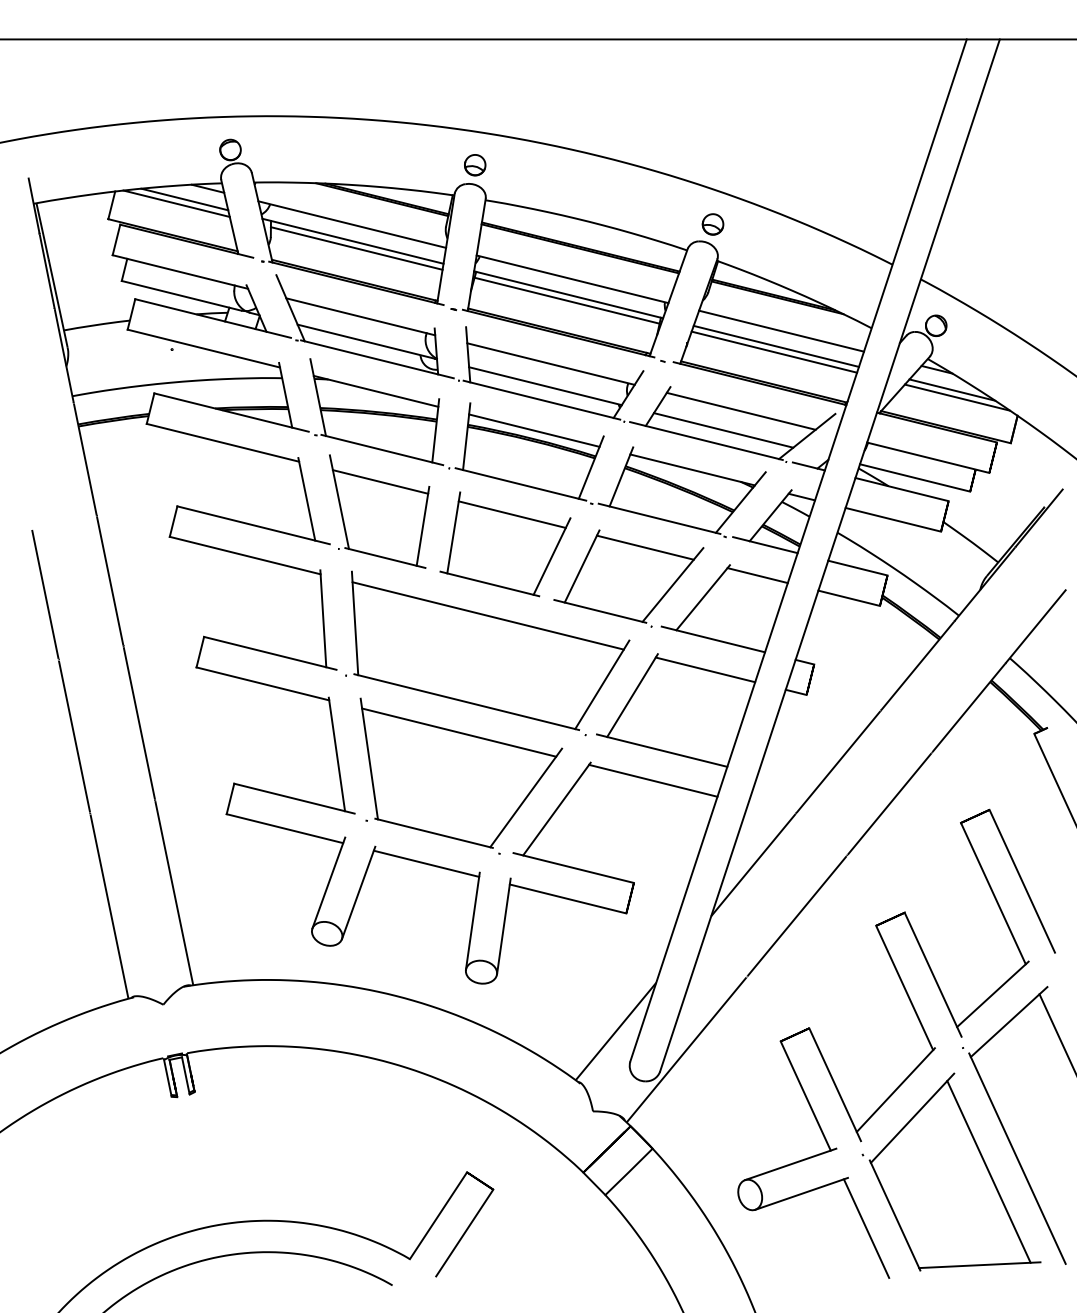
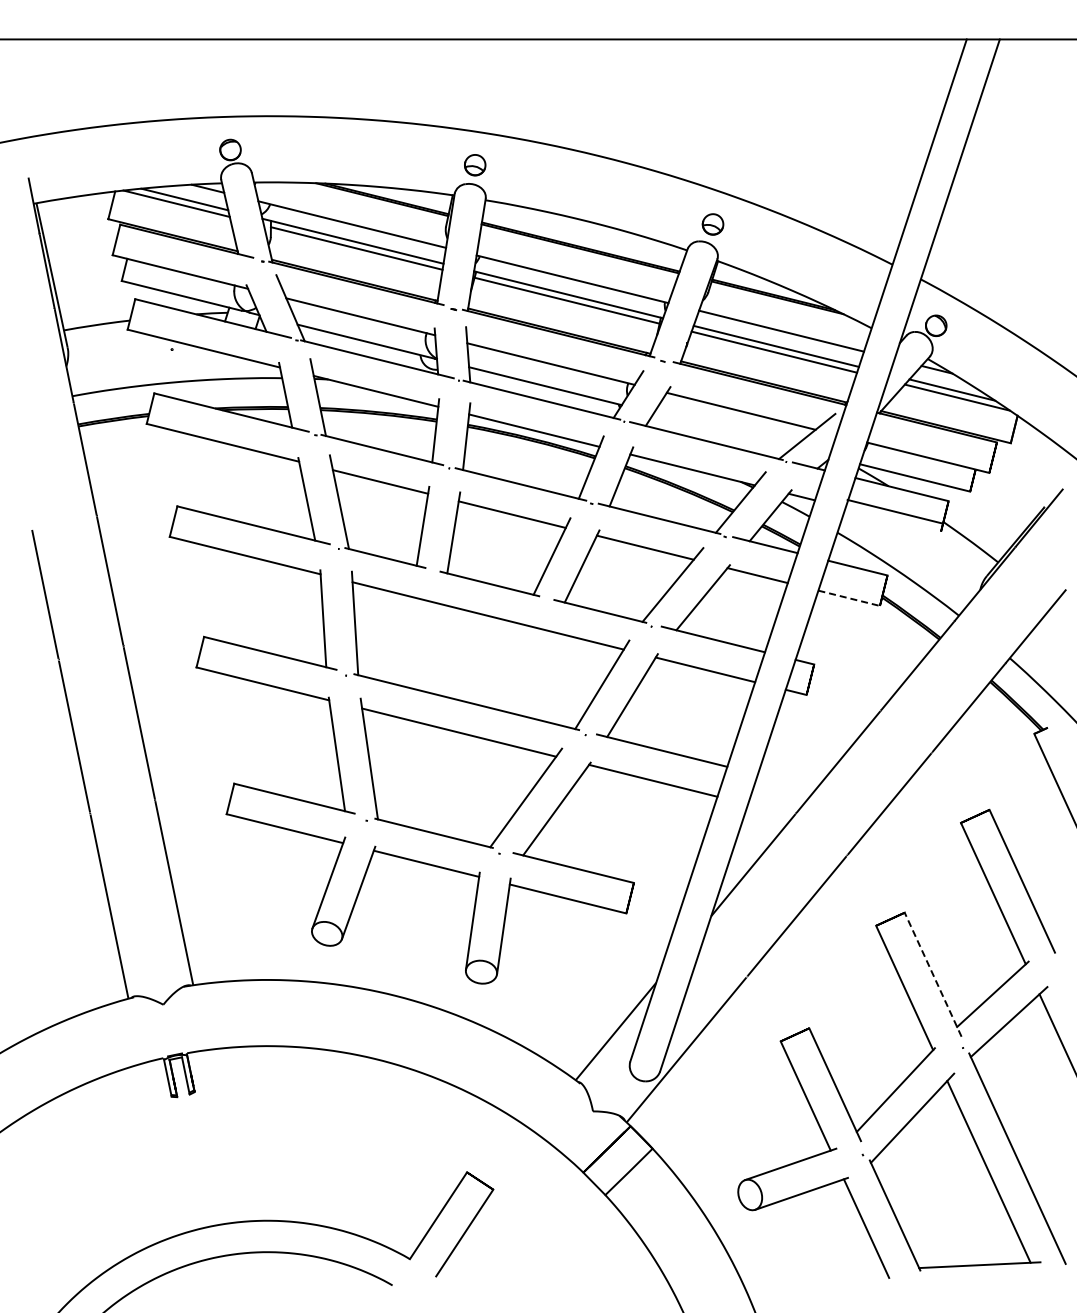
line: present -> none (723, 430)
line position: (893, 519) -> (895, 511) (895, 511)
line: solid -> dashed (849, 598)
line: solid -> dashed (932, 974)
